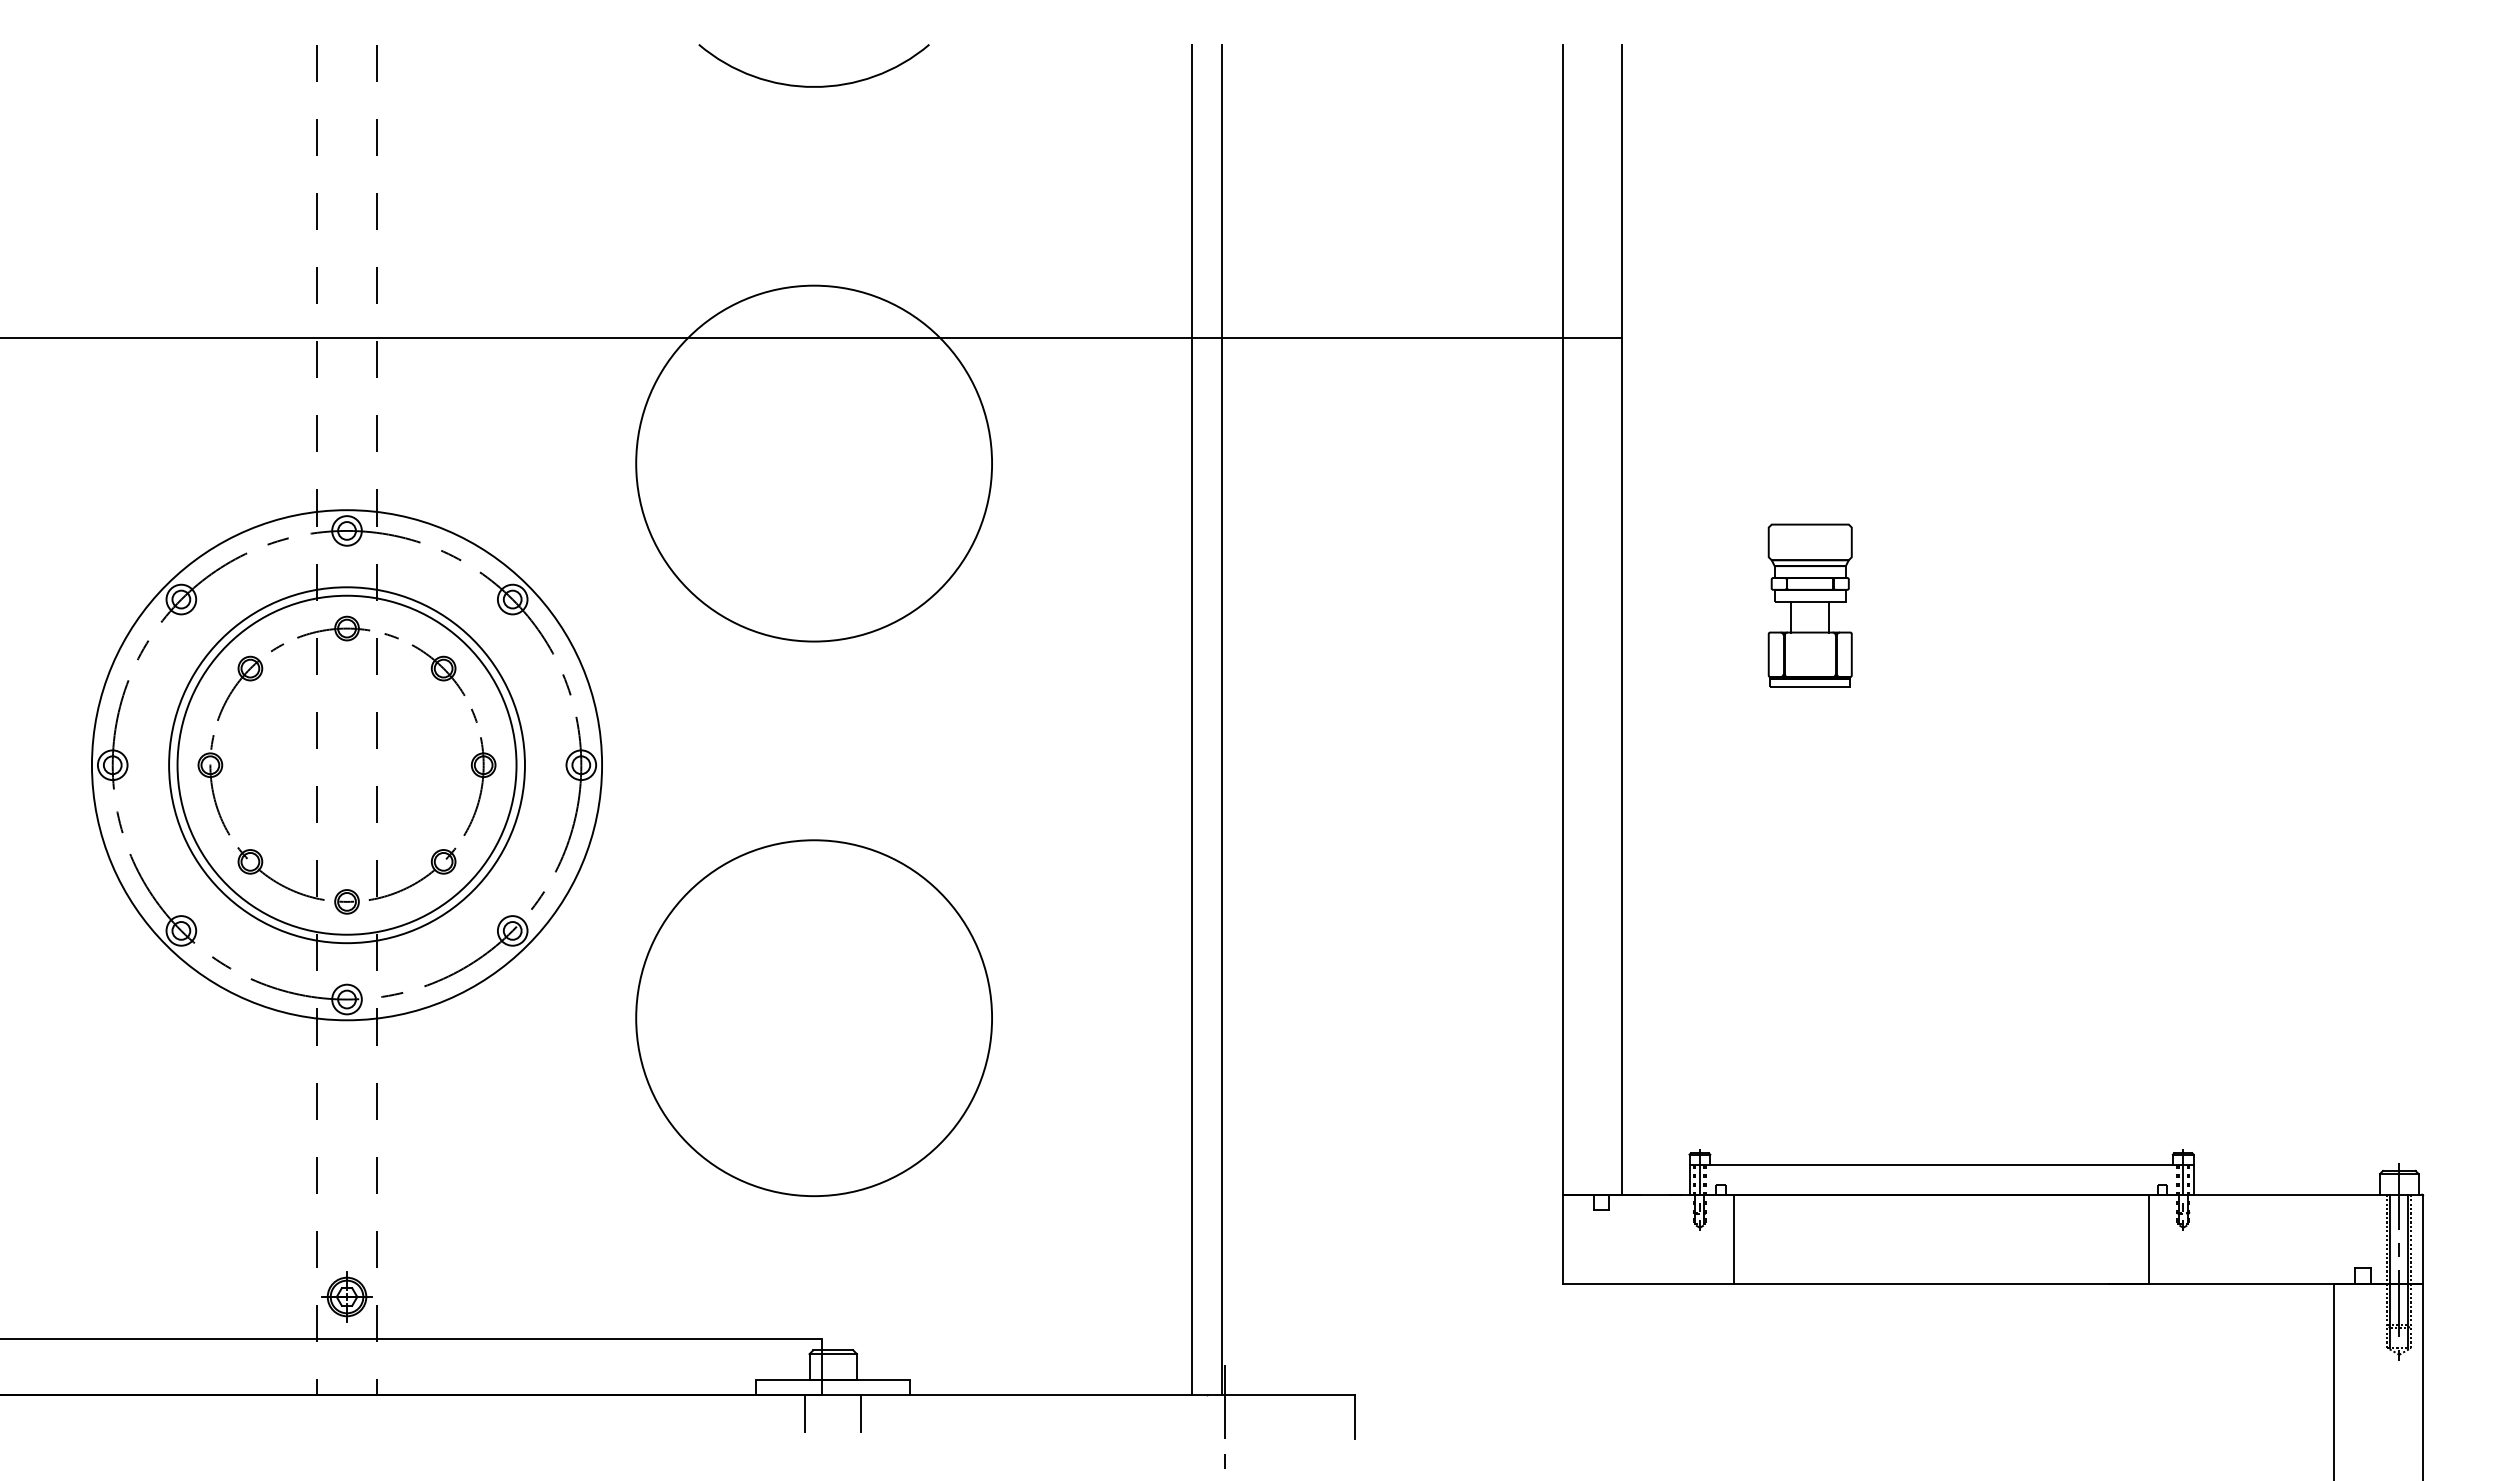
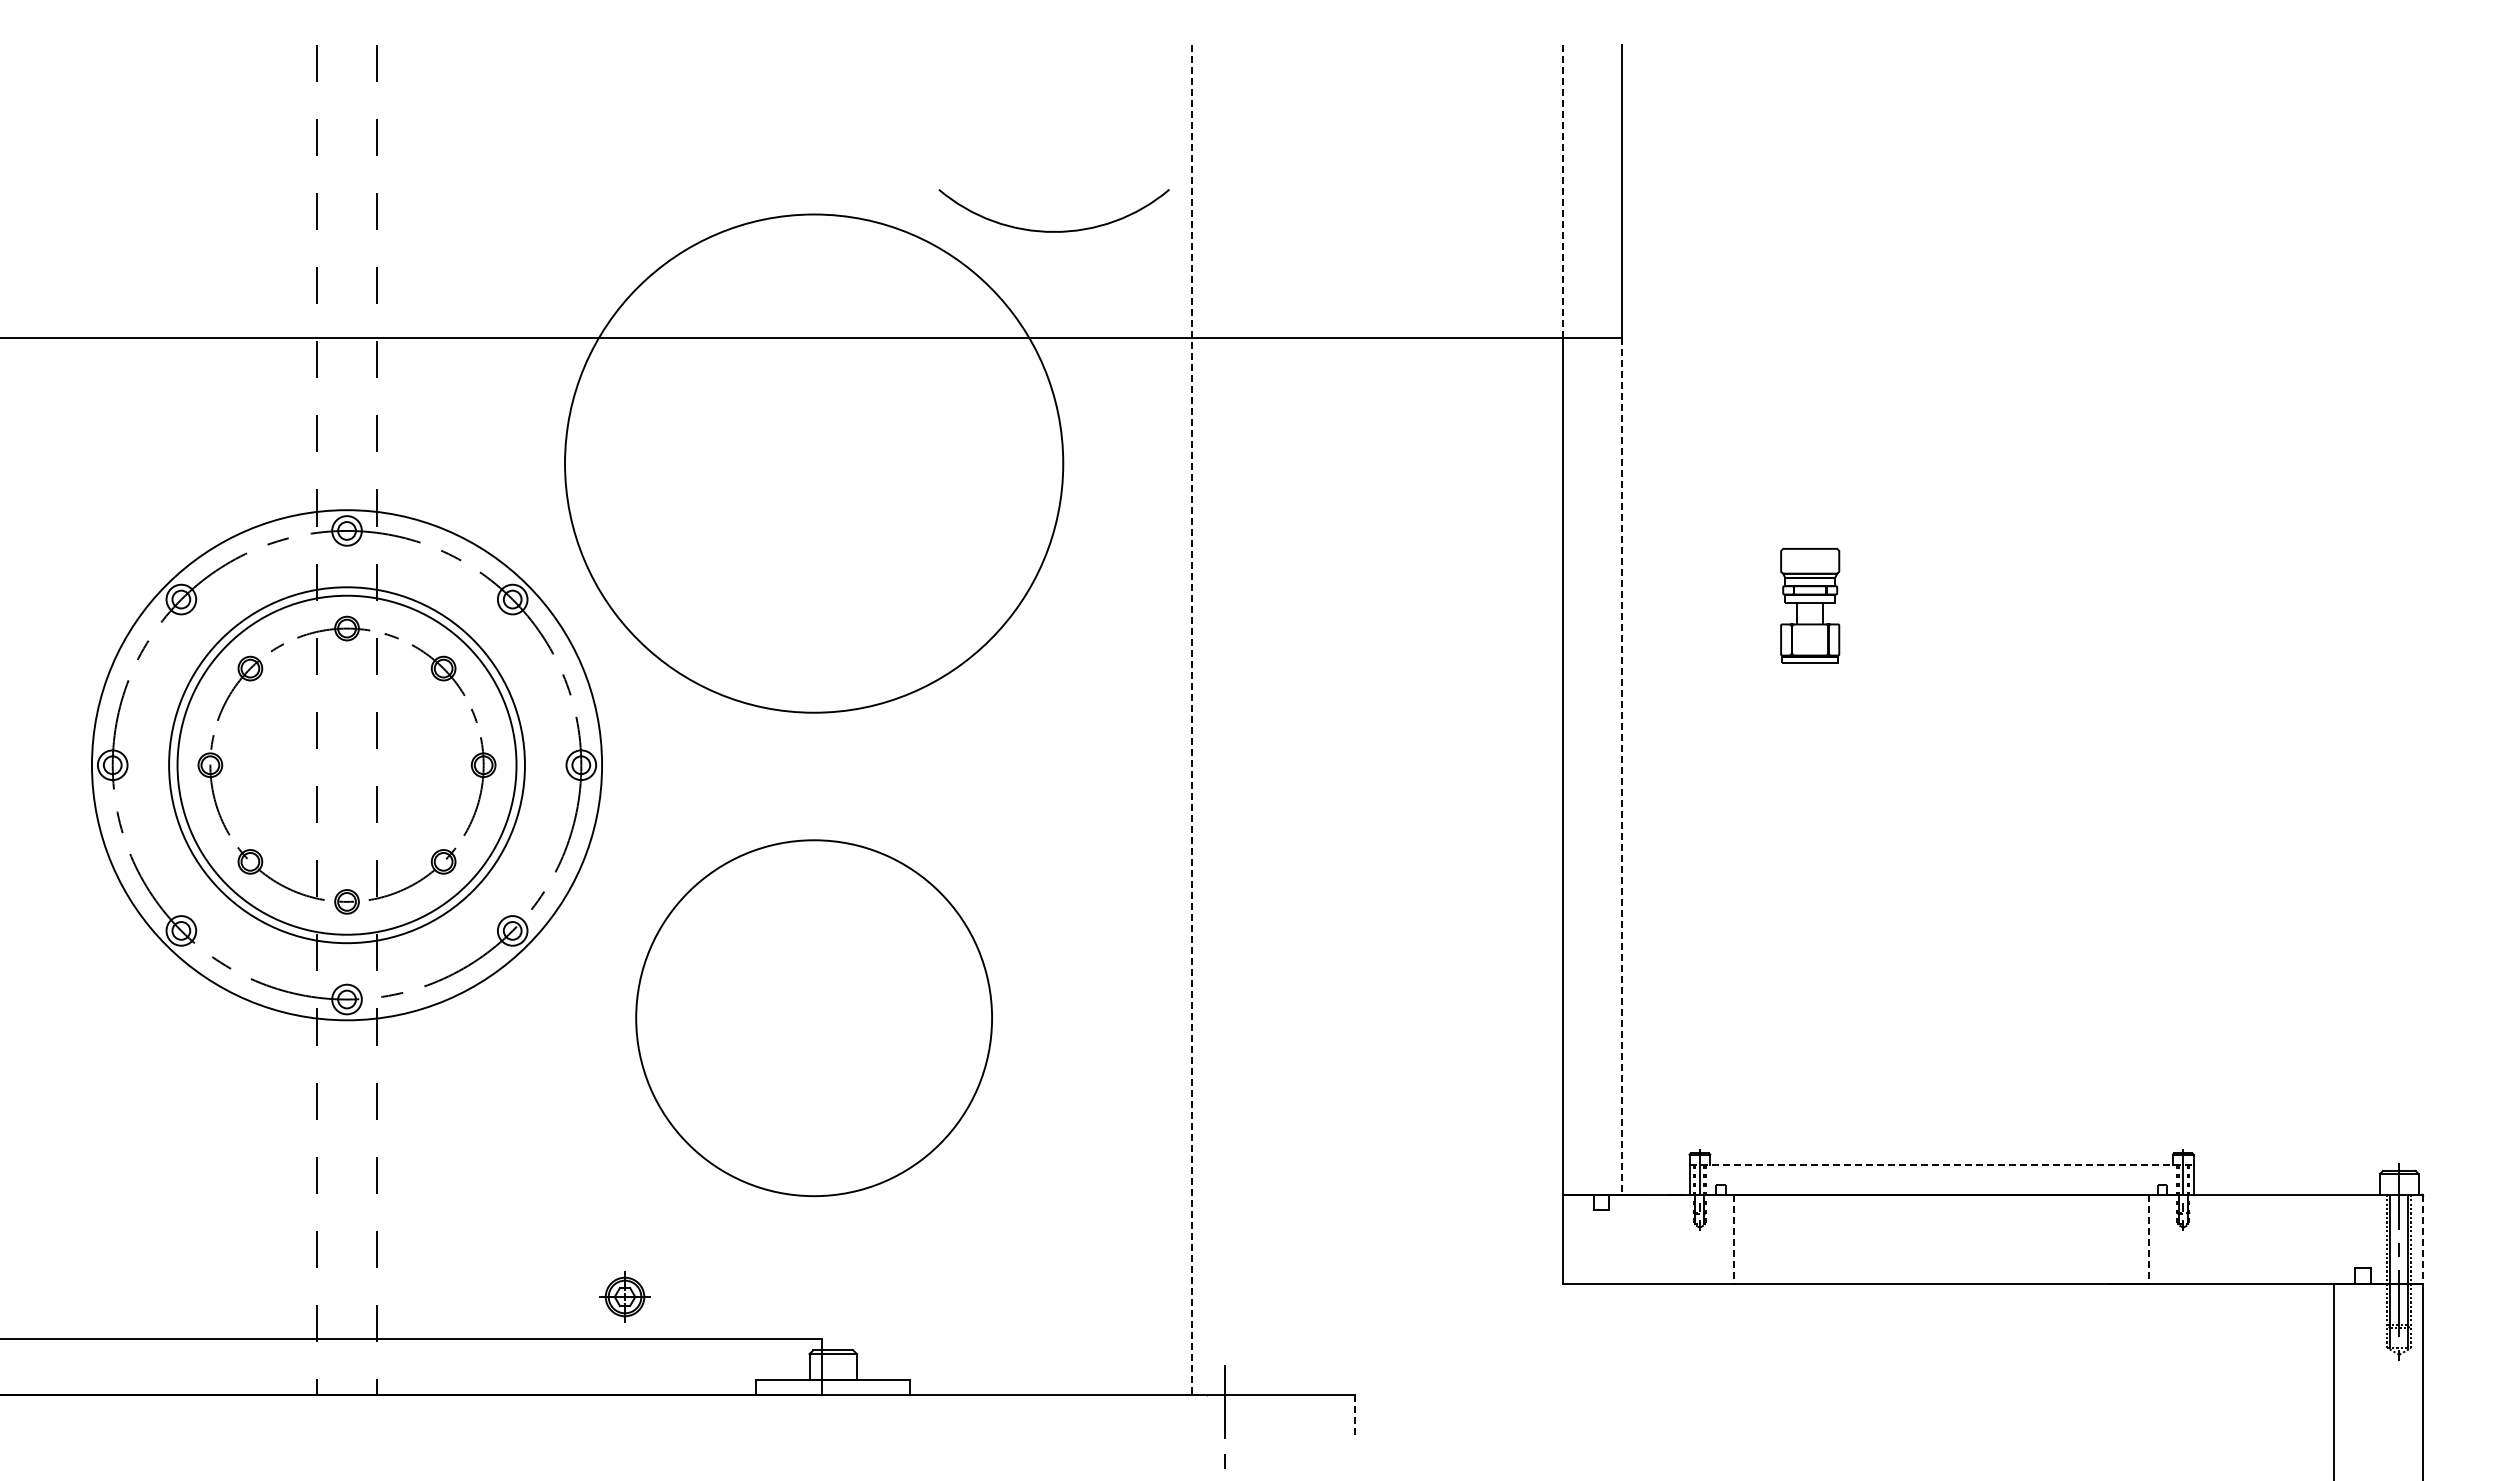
arc position: (813, 86) -> (1053, 231) (1053, 231)
line: solid -> dashed (1562, 191)
circle diameter: 356 px -> 498 px (814, 463)
part size: 86x165 px -> 61x116 px (1810, 605)
line: present -> none (1221, 719)
line: solid -> dashed (1192, 720)
line: solid -> dashed (1622, 767)
line: solid -> dashed (1942, 1165)
line: solid -> dashed (1734, 1239)
line: solid -> dashed (2149, 1239)
line: solid -> dashed (2423, 1239)
part position: (346, 1296) -> (624, 1296) (624, 1296)
line: present -> none (805, 1413)
line: present -> none (861, 1413)
line: solid -> dashed (1355, 1417)
